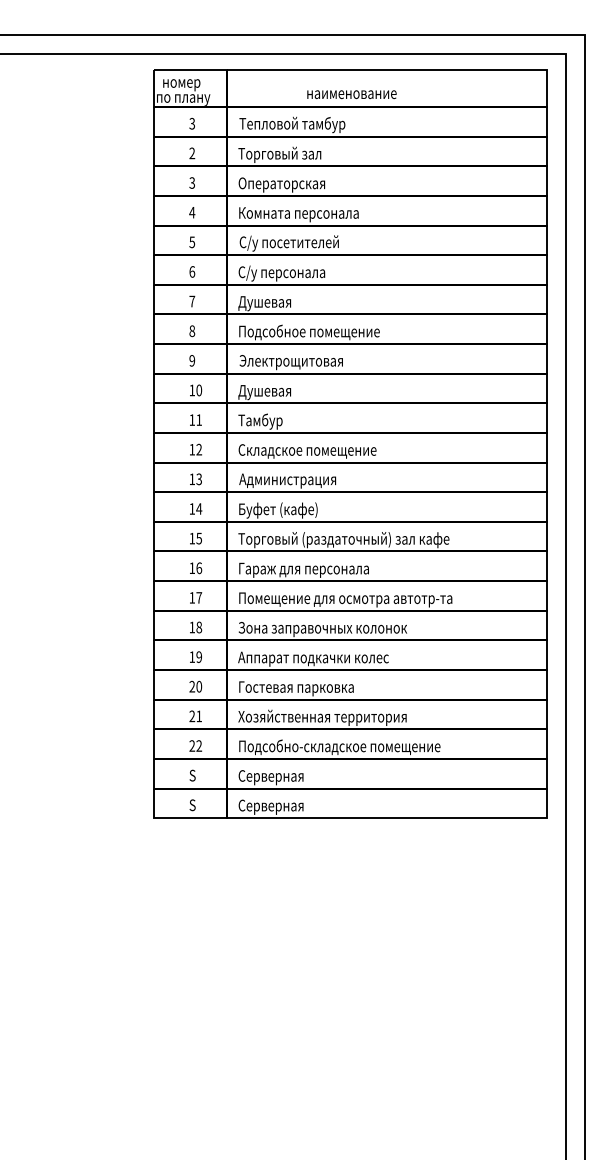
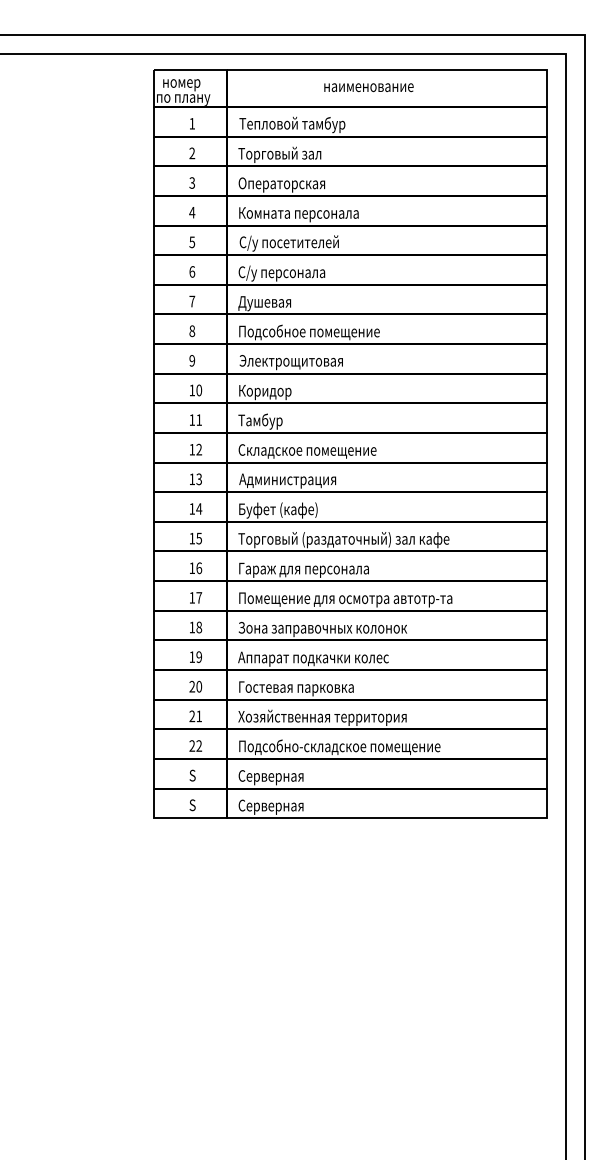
text position: (351, 94) -> (368, 87) (368, 87)
text: 3 -> 1 (191, 123)
text: Душевая -> Коридор (264, 392)
